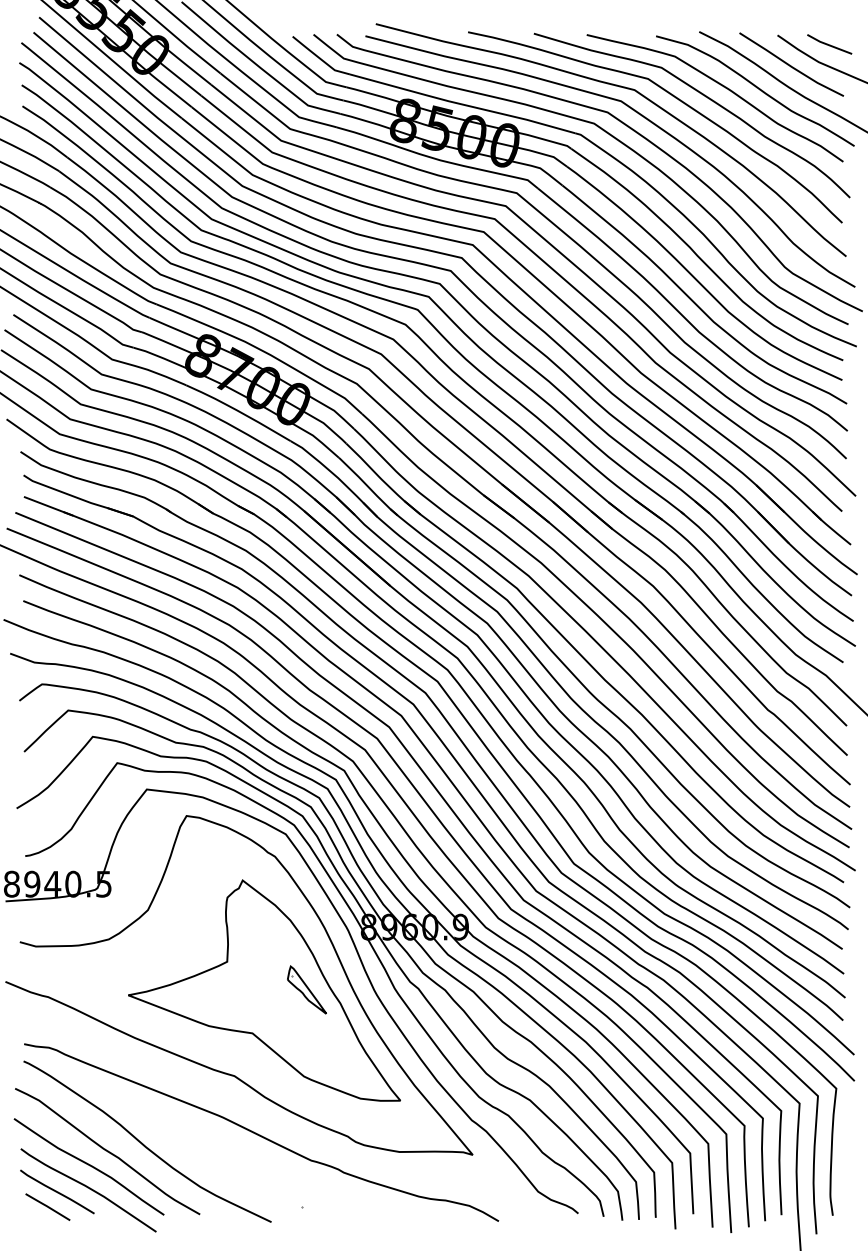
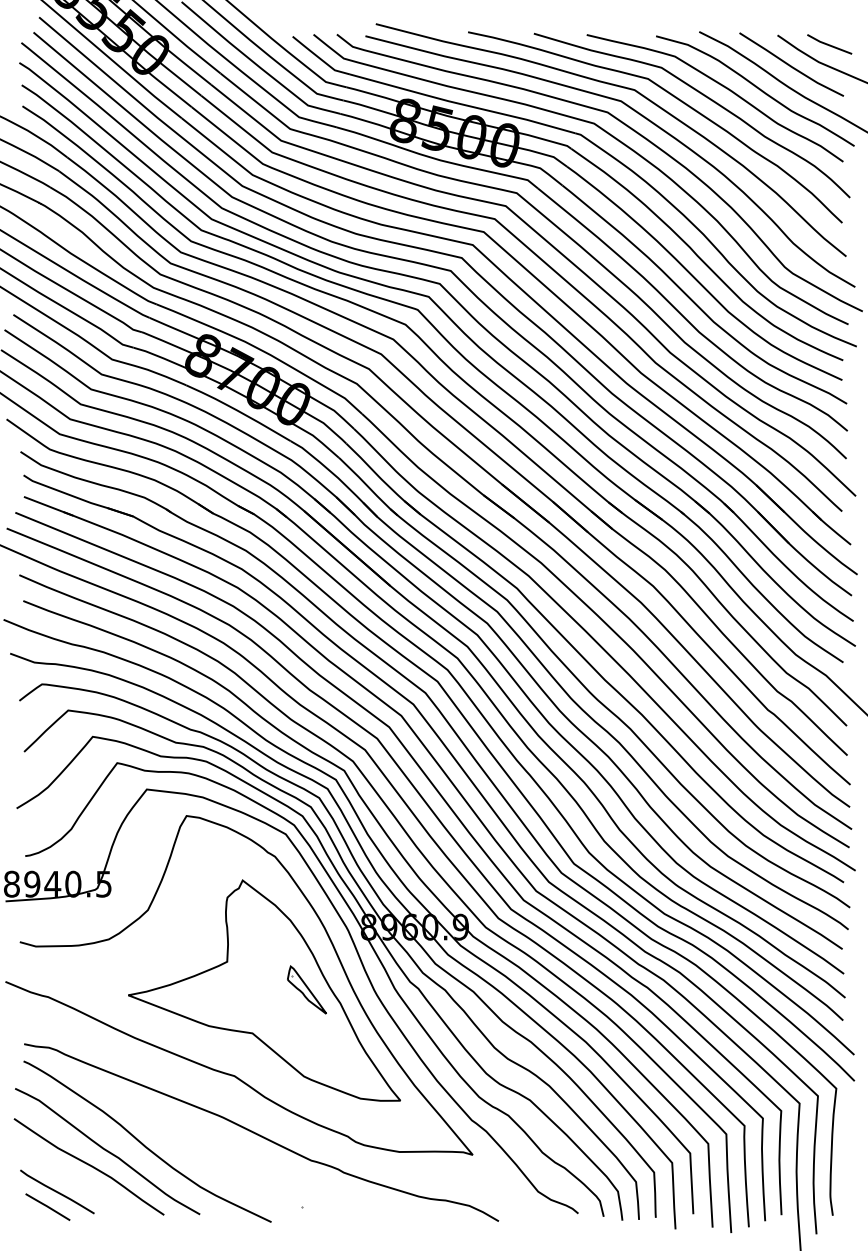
curve: present -> none (89, 1189)
